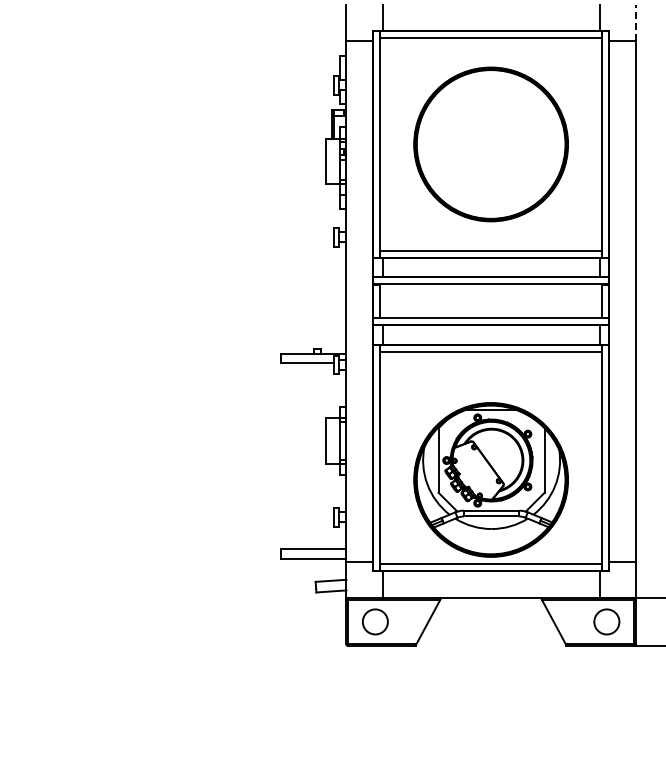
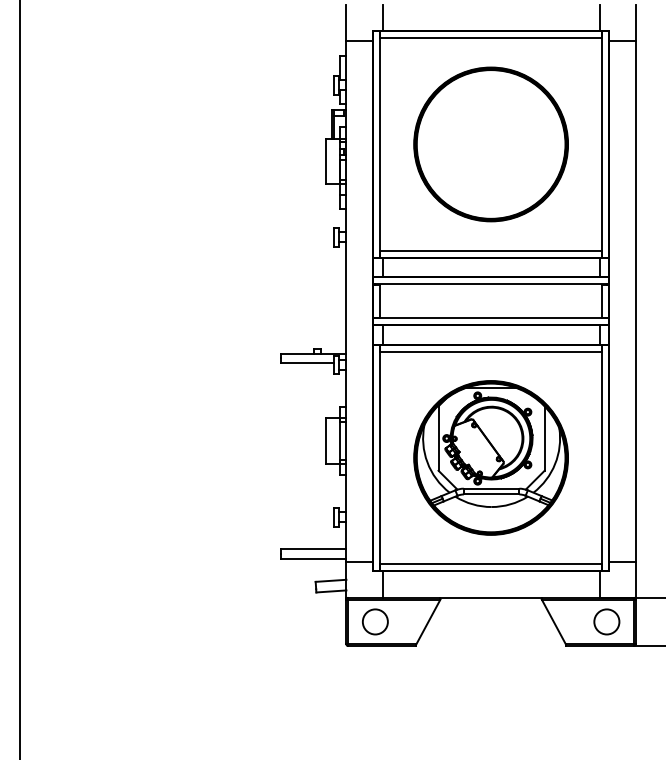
line: dashed -> solid (635, 22)
line: none -> present (20, 379)
part position: (490, 479) -> (490, 457) (490, 457)
